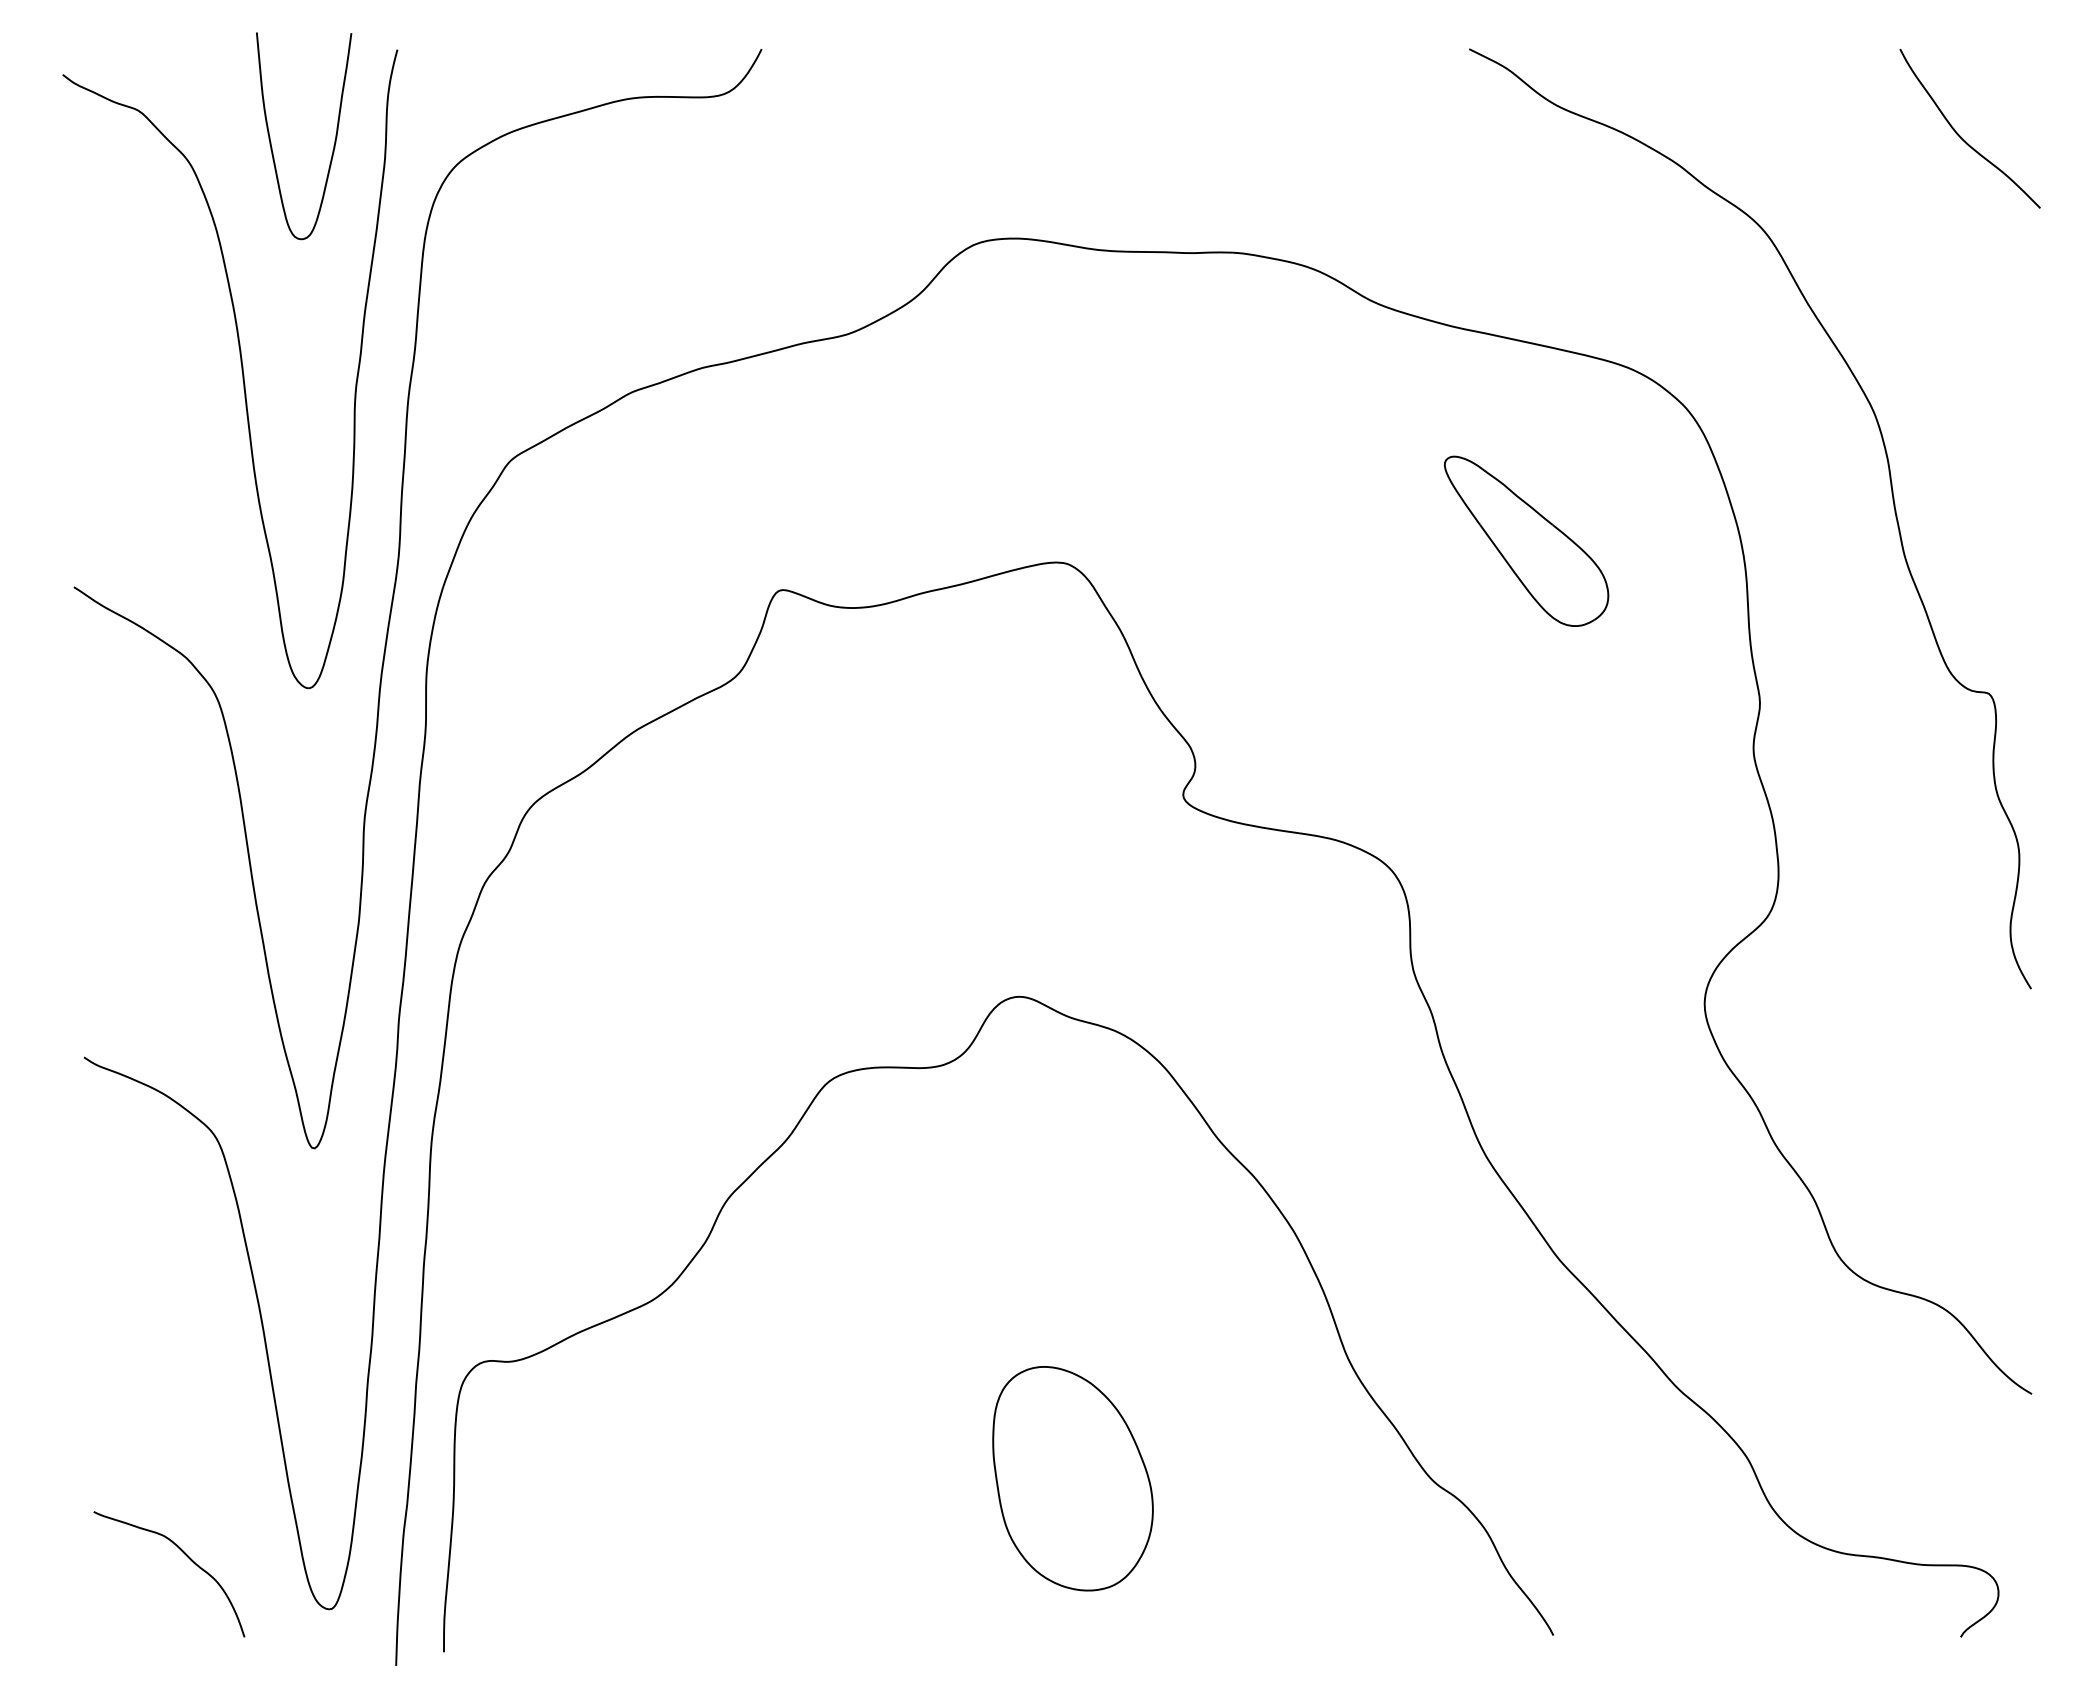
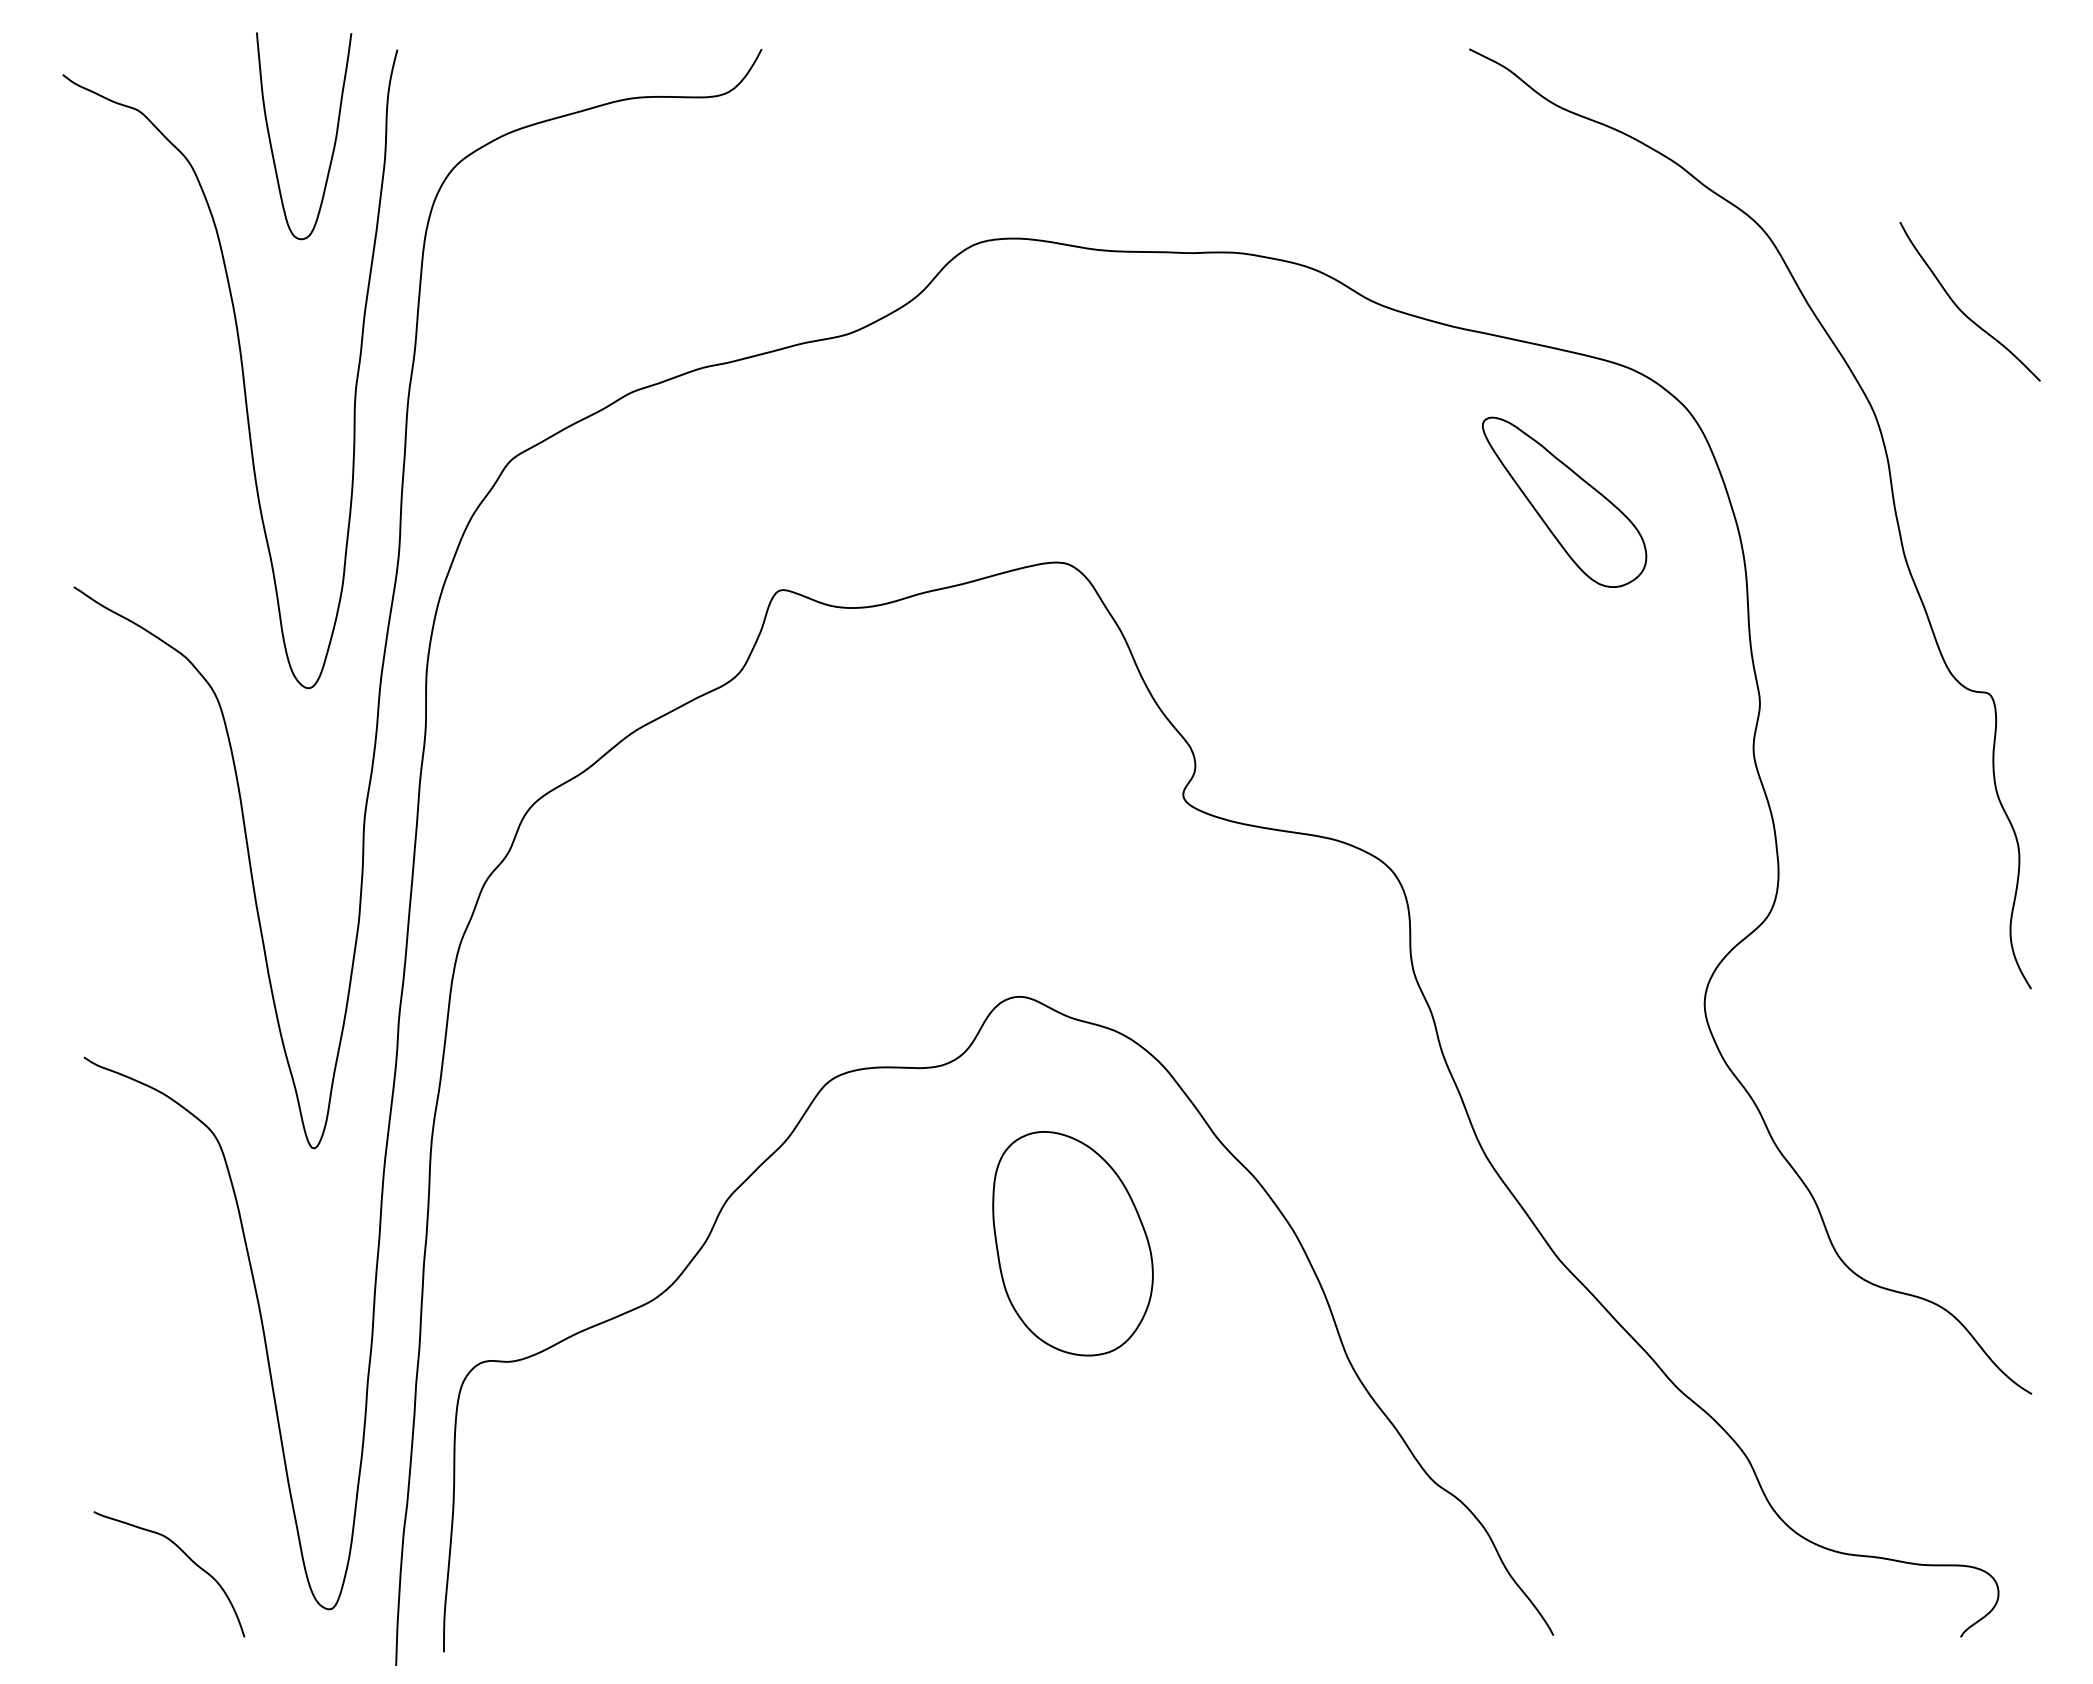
curve position: (1961, 136) -> (1961, 309) (1961, 309)
part position: (1526, 540) -> (1564, 501) (1564, 501)
part position: (1072, 1478) -> (1072, 1243) (1072, 1243)
